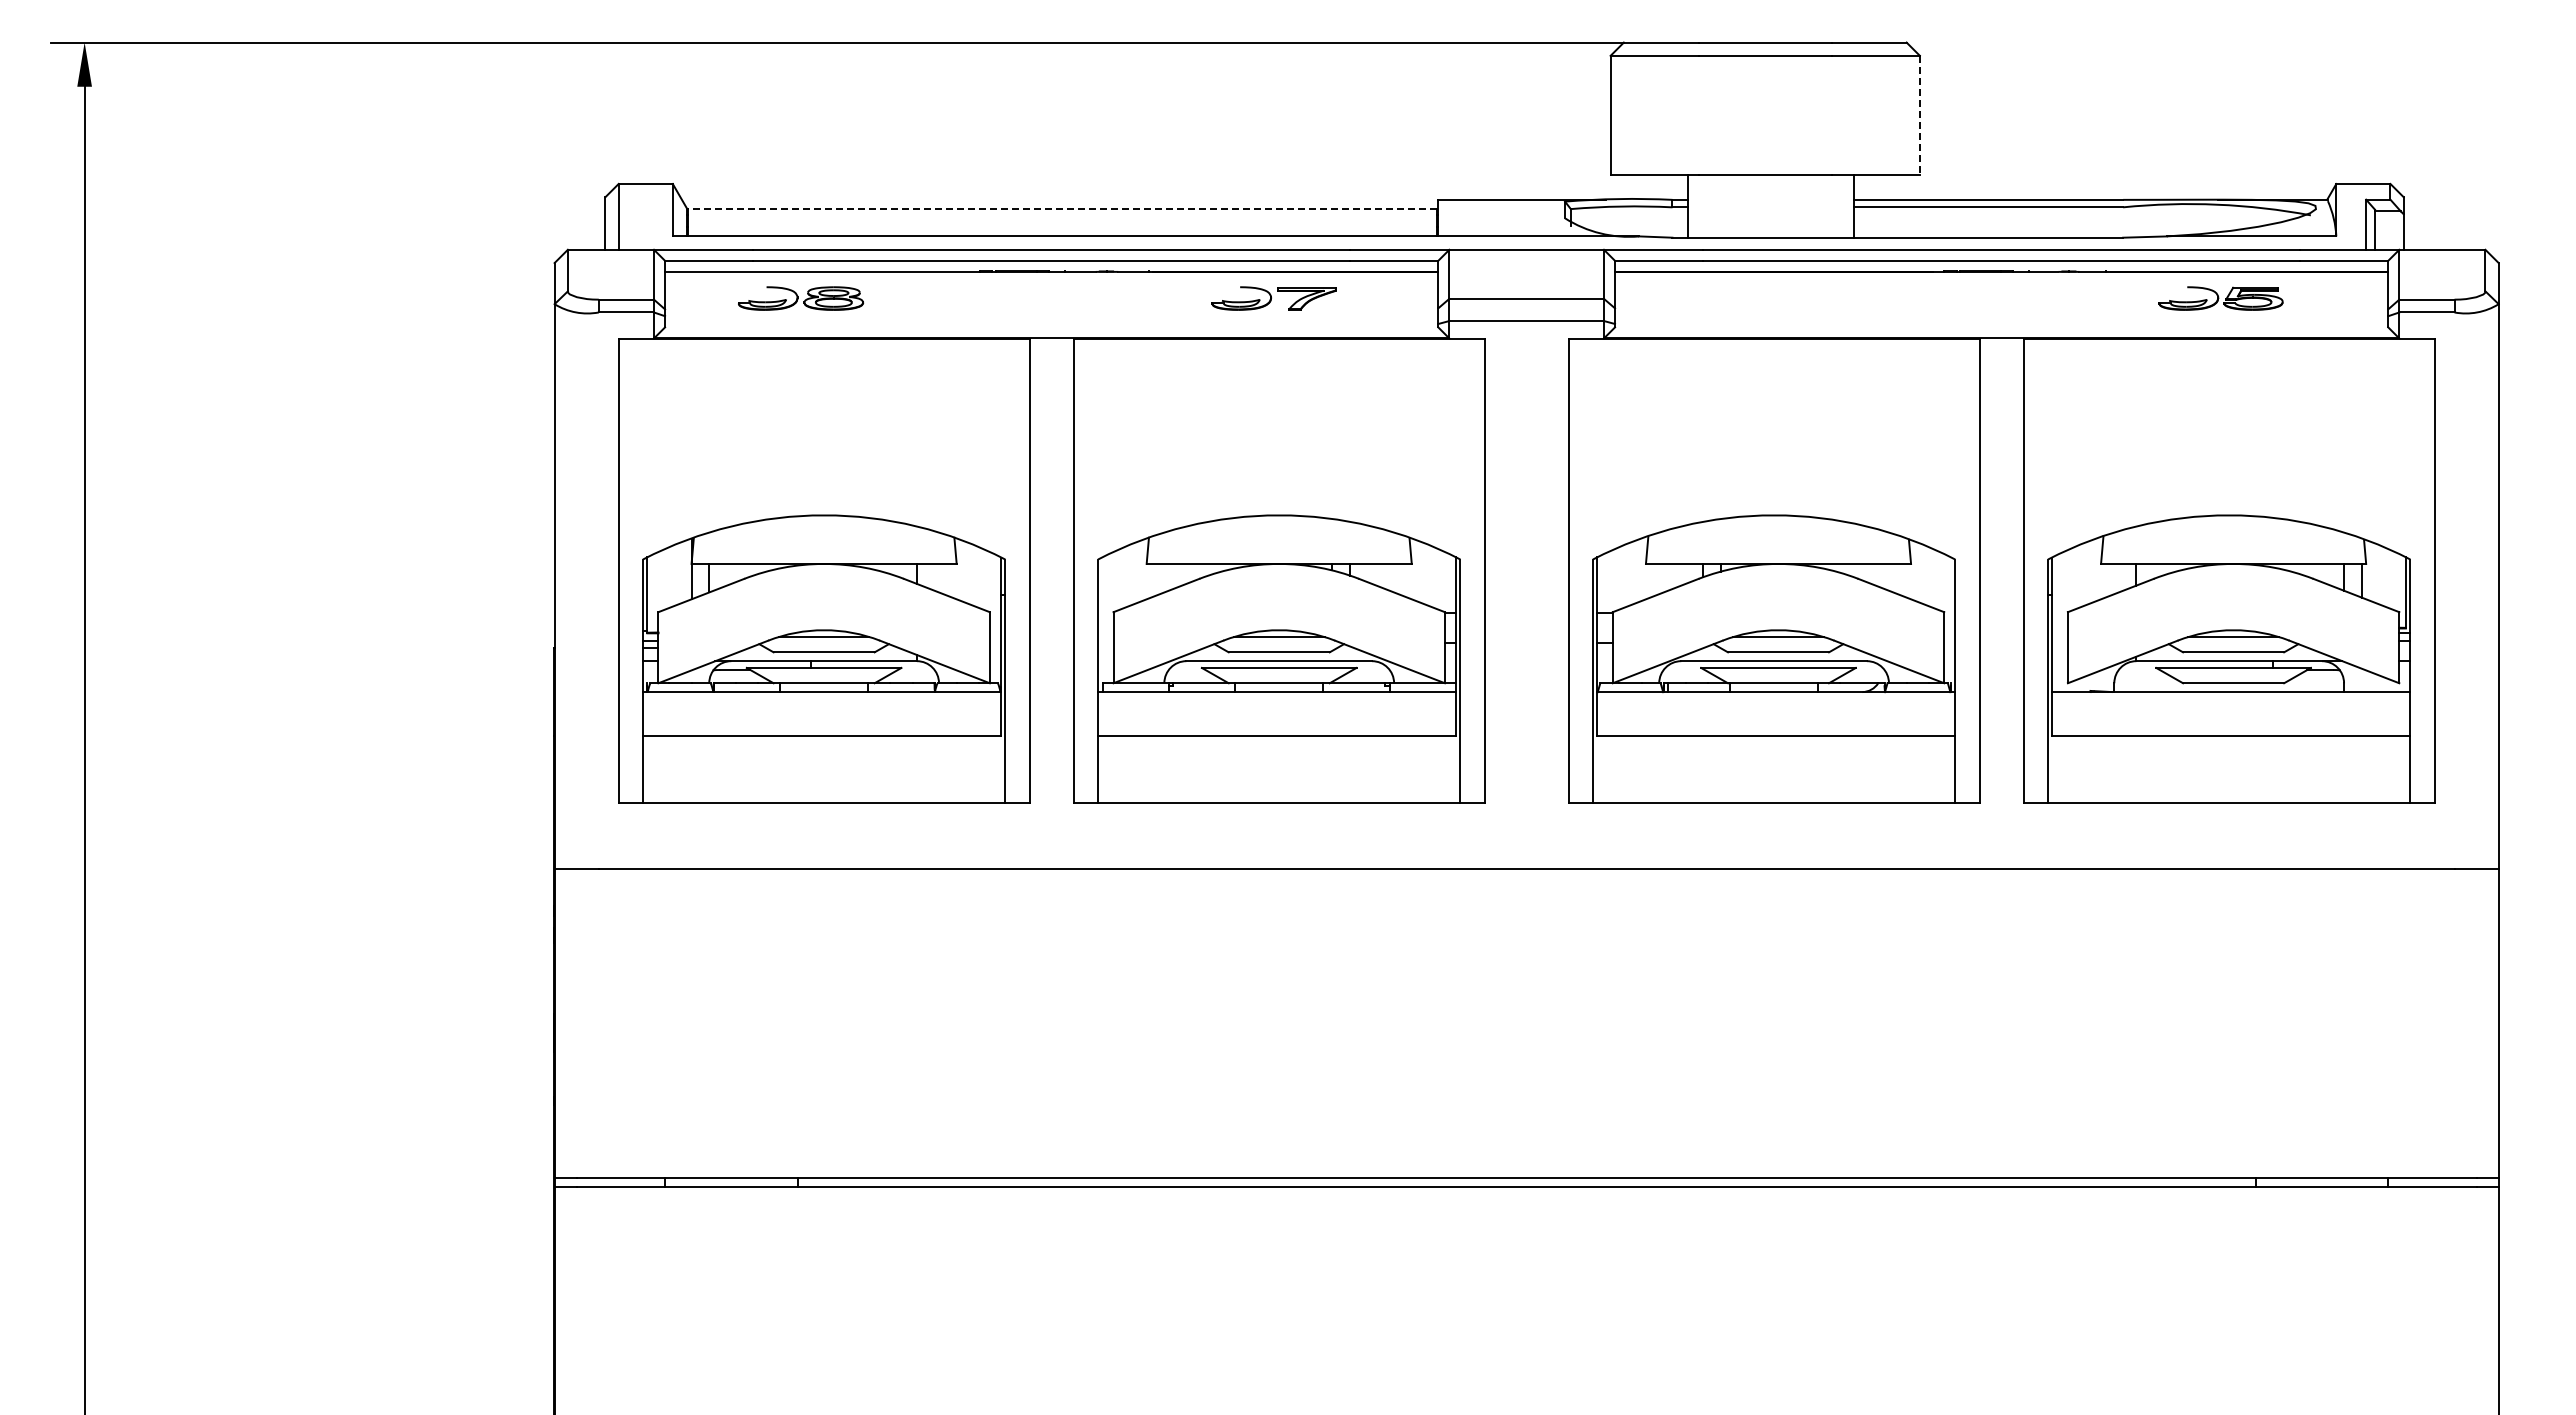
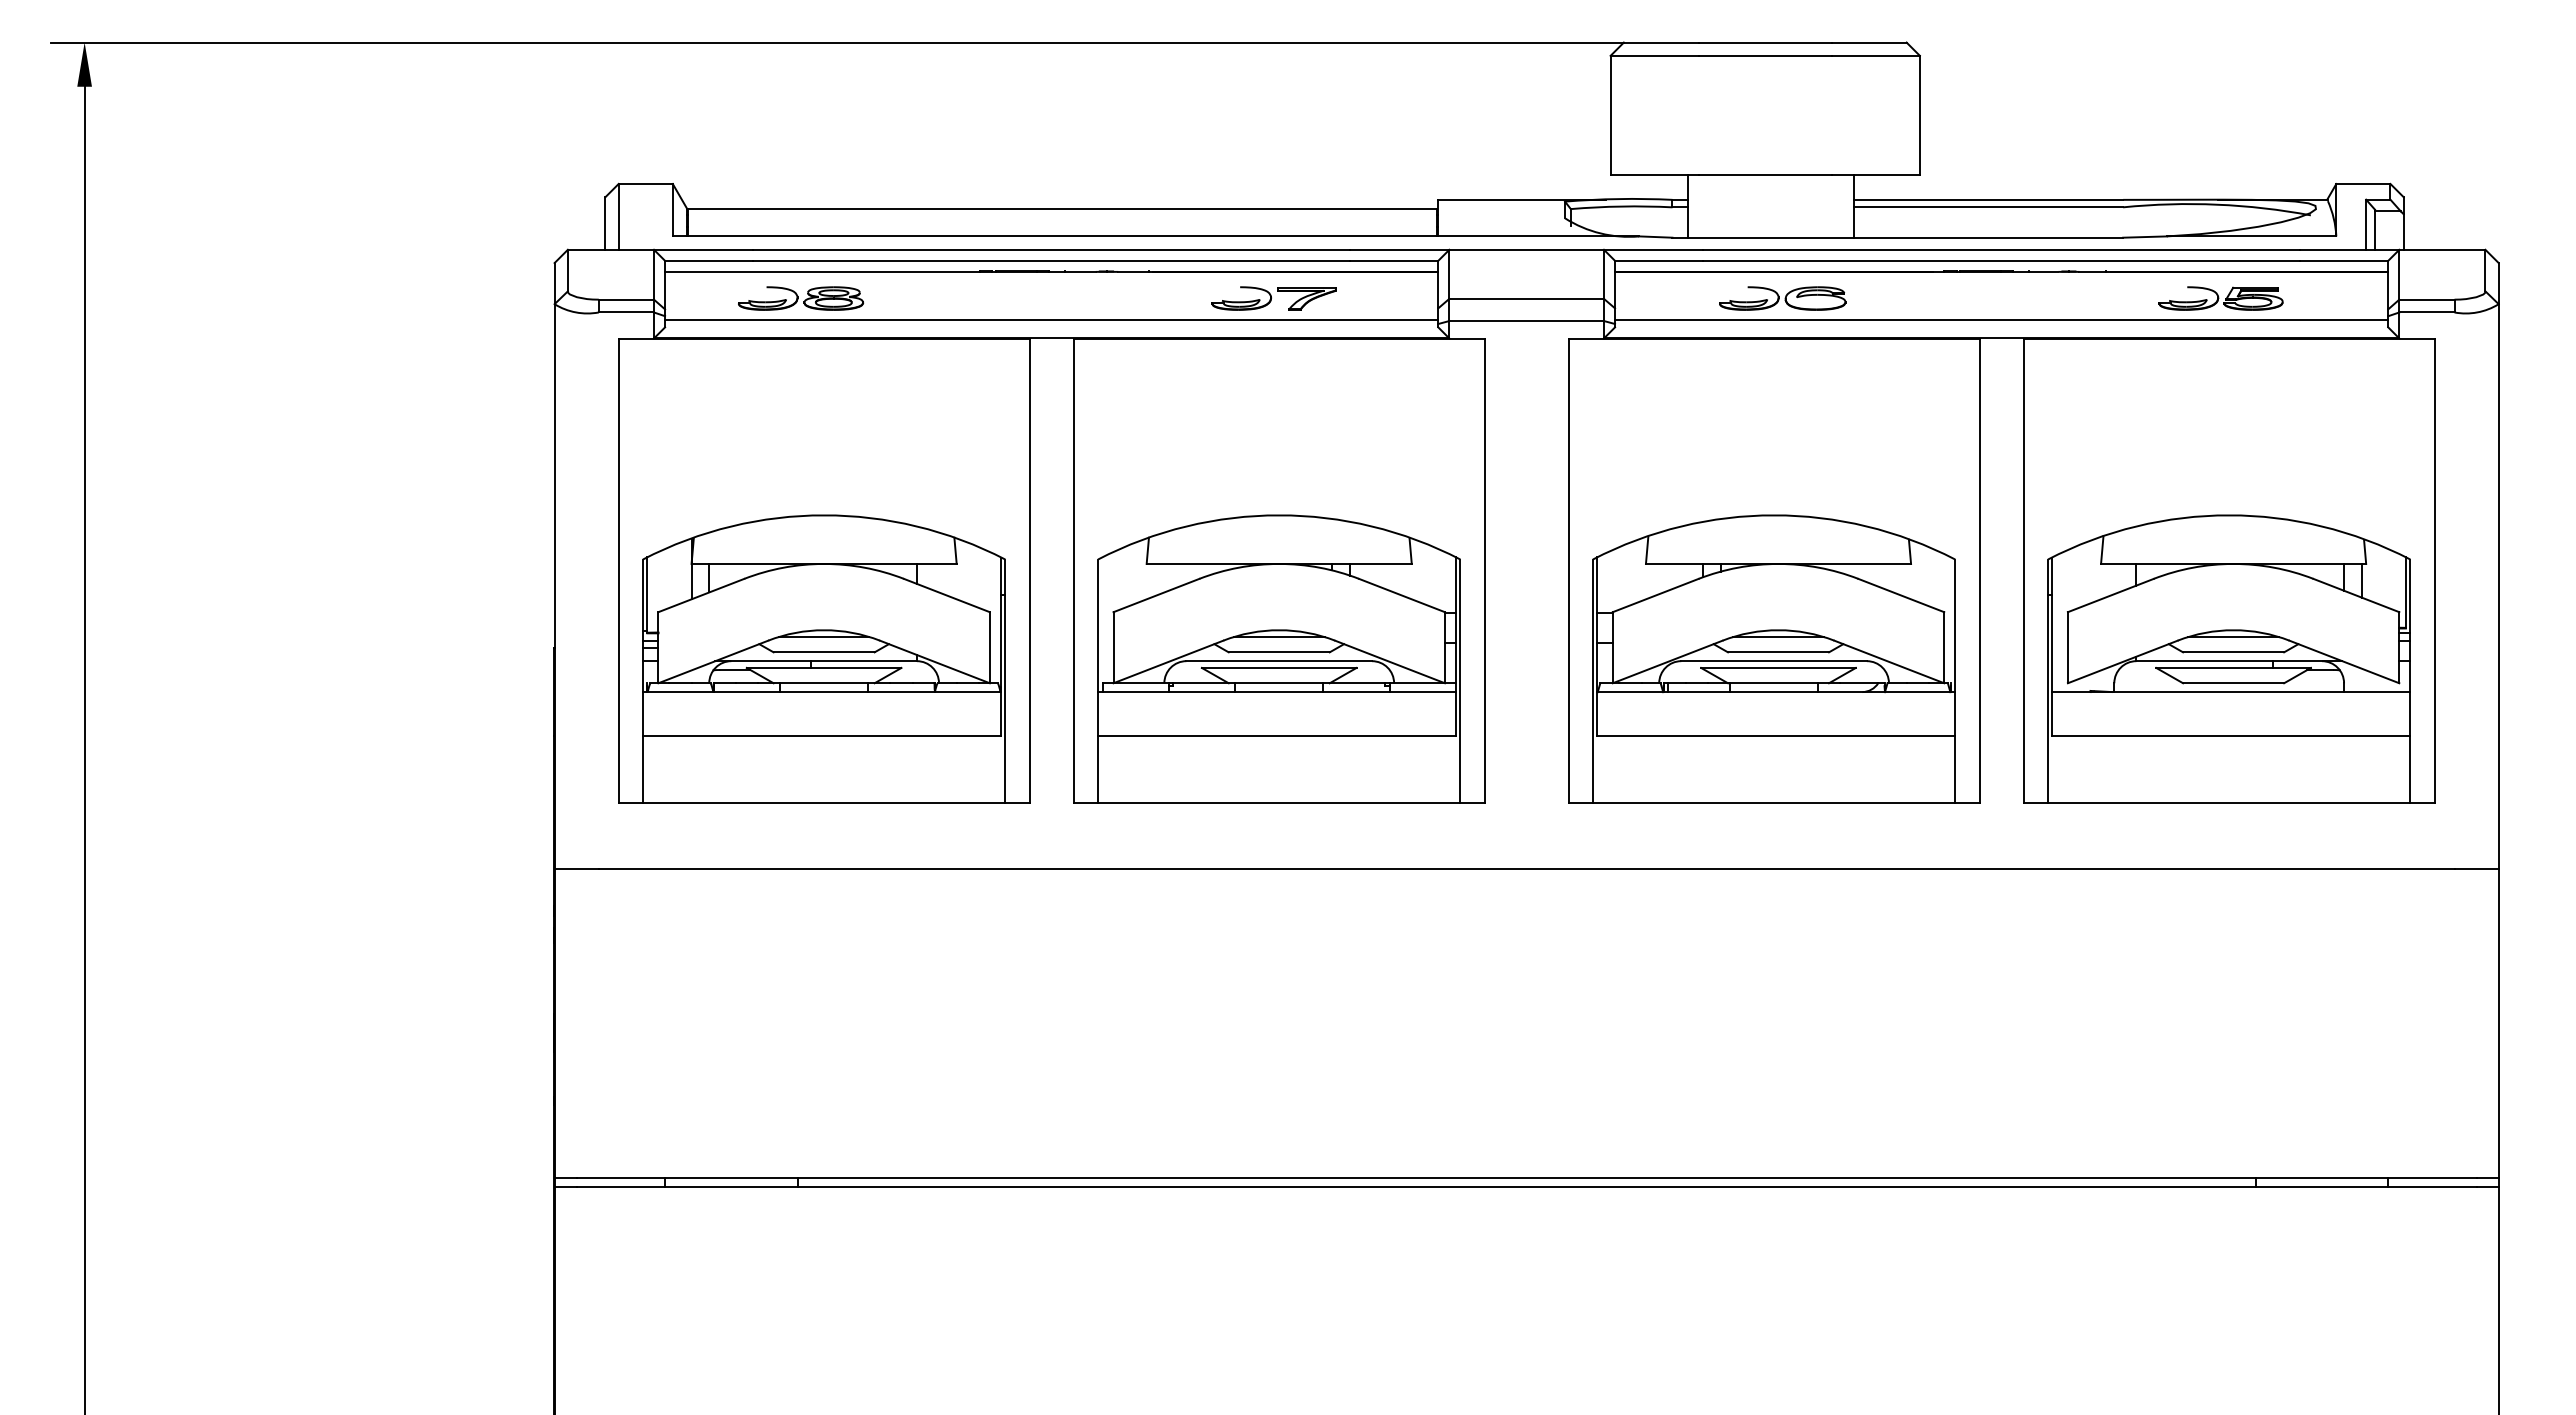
line: dashed -> solid (1919, 115)
line: dashed -> solid (1062, 208)
part: none -> present (1782, 298)
line: none -> present (1051, 320)
line: none -> present (2001, 320)
